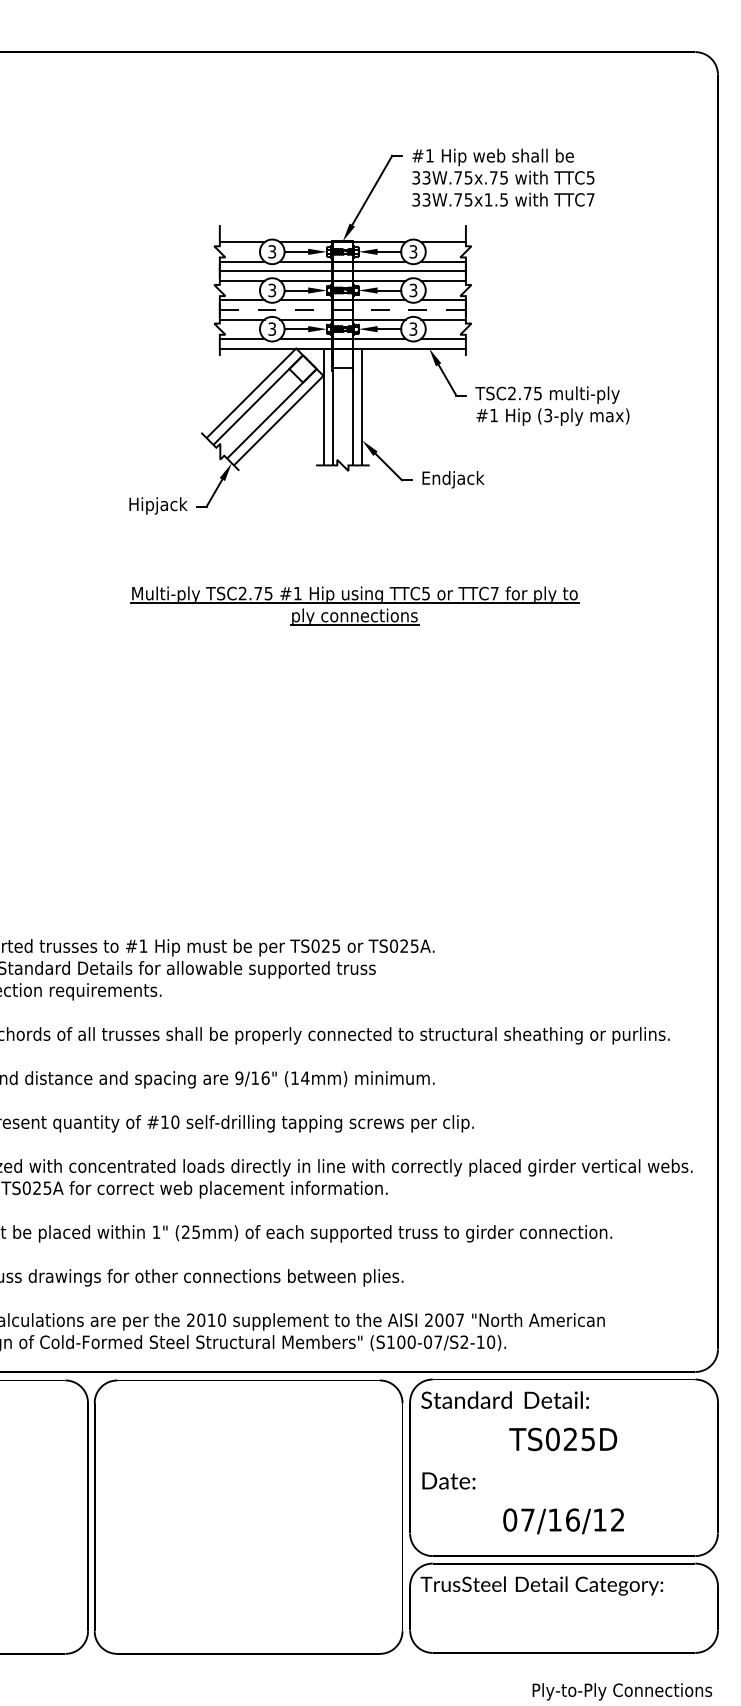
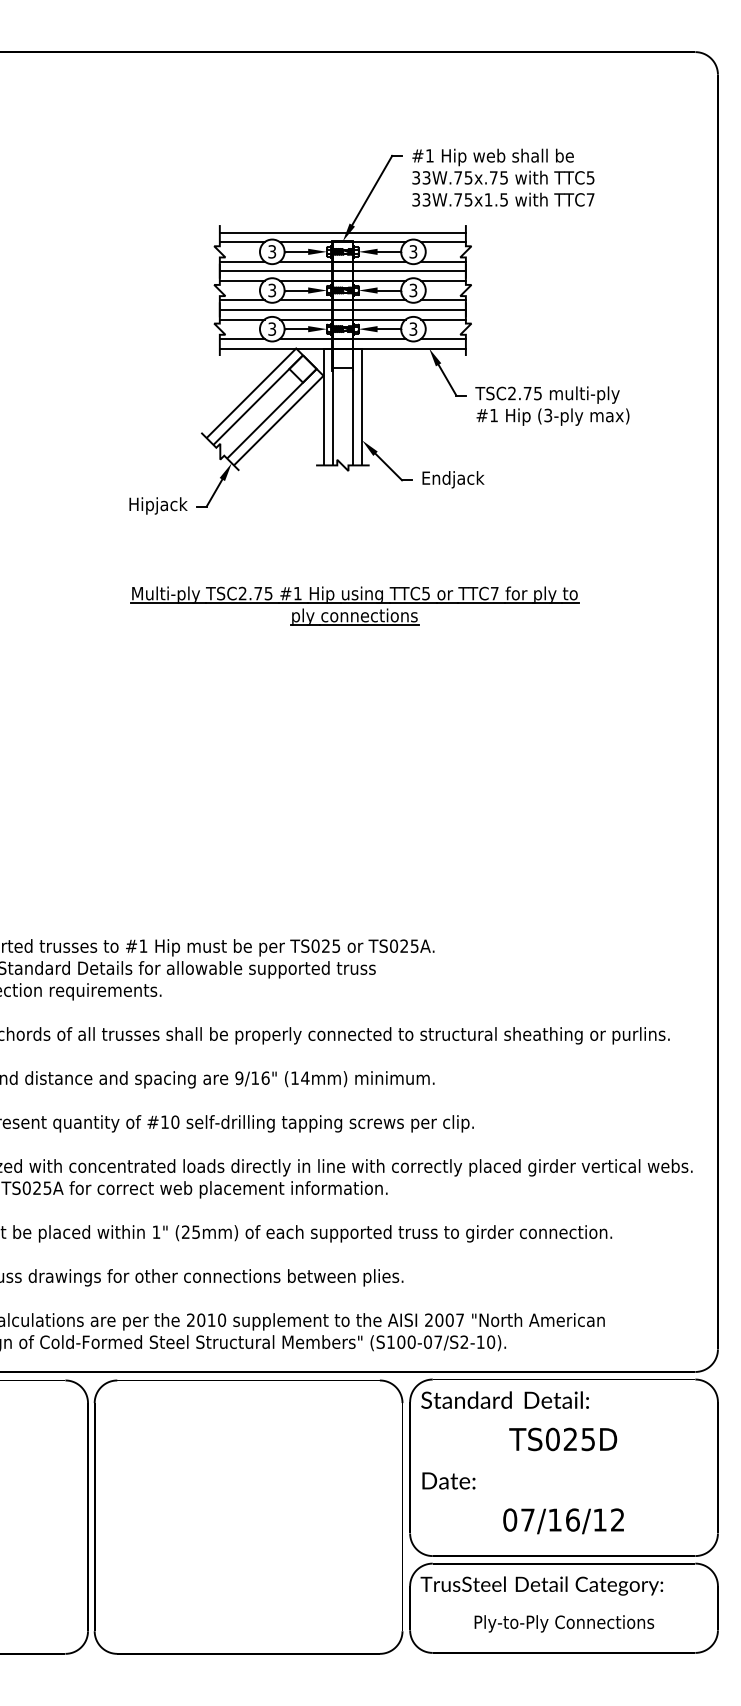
line: none -> present (342, 232)
line: dashed -> solid (343, 309)
text position: (622, 1691) -> (564, 1623) (564, 1623)
